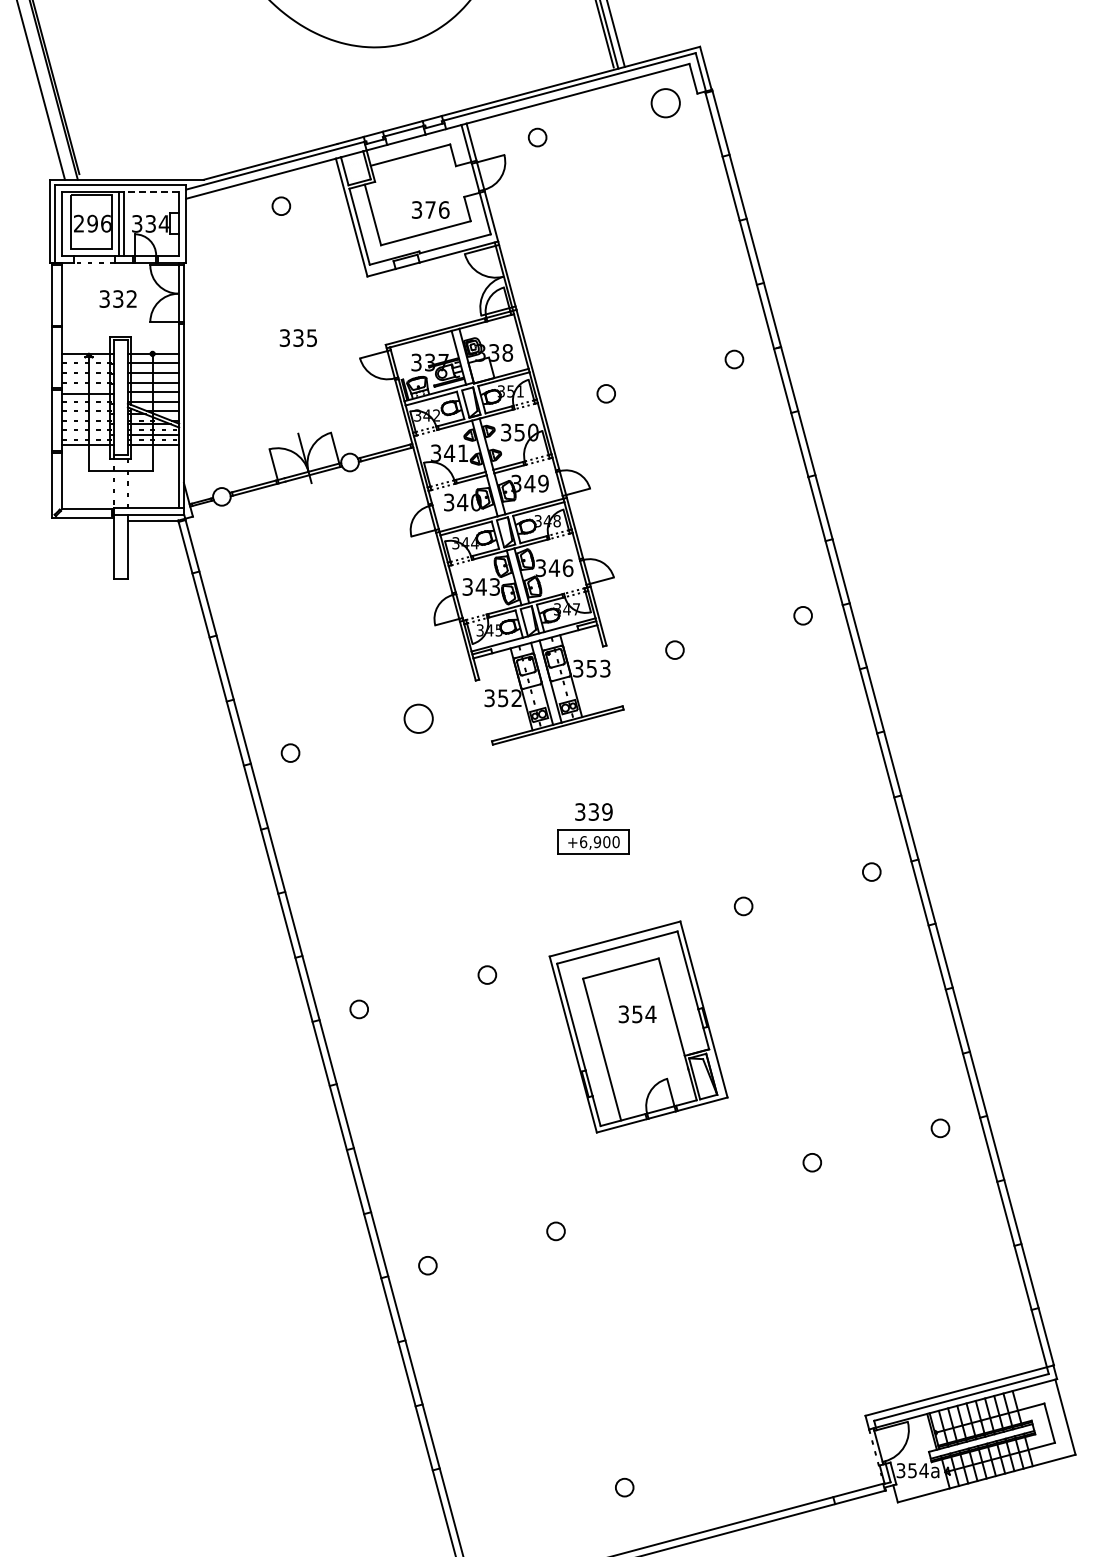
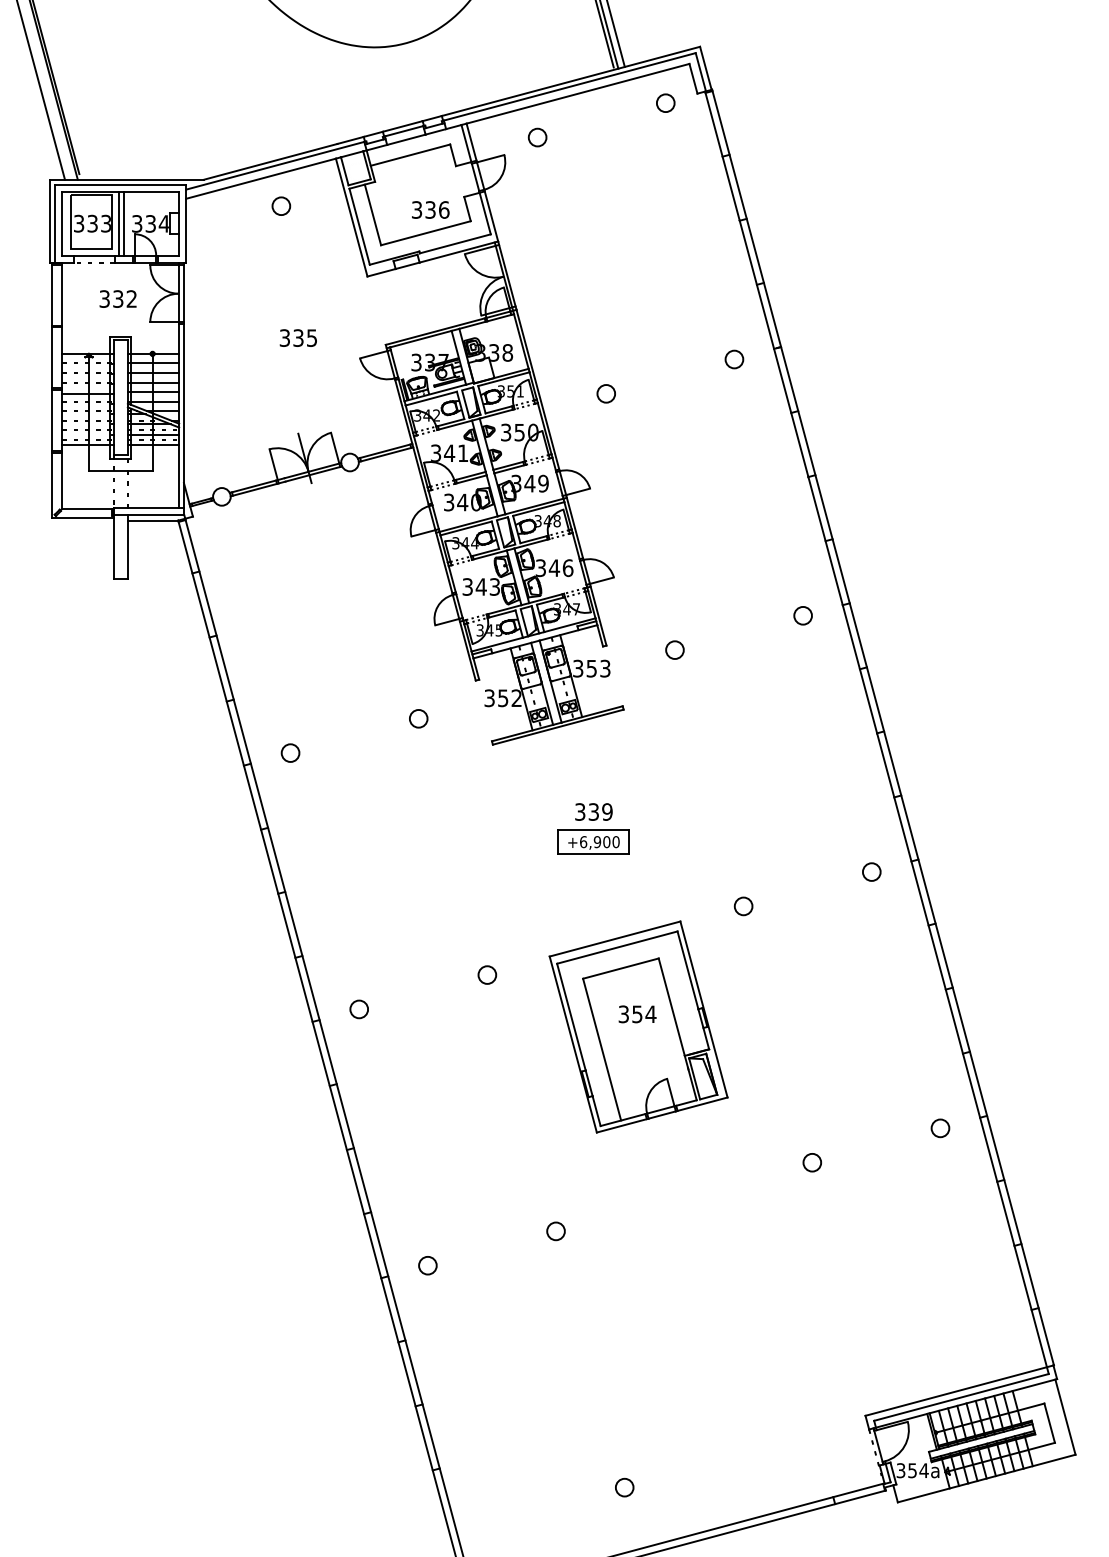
circle diameter: 28 px -> 18 px (665, 103)
line: dashed -> solid (151, 191)
text: 376 -> 336 (430, 209)
text: 296 -> 333 (92, 223)
circle diameter: 28 px -> 18 px (418, 718)
